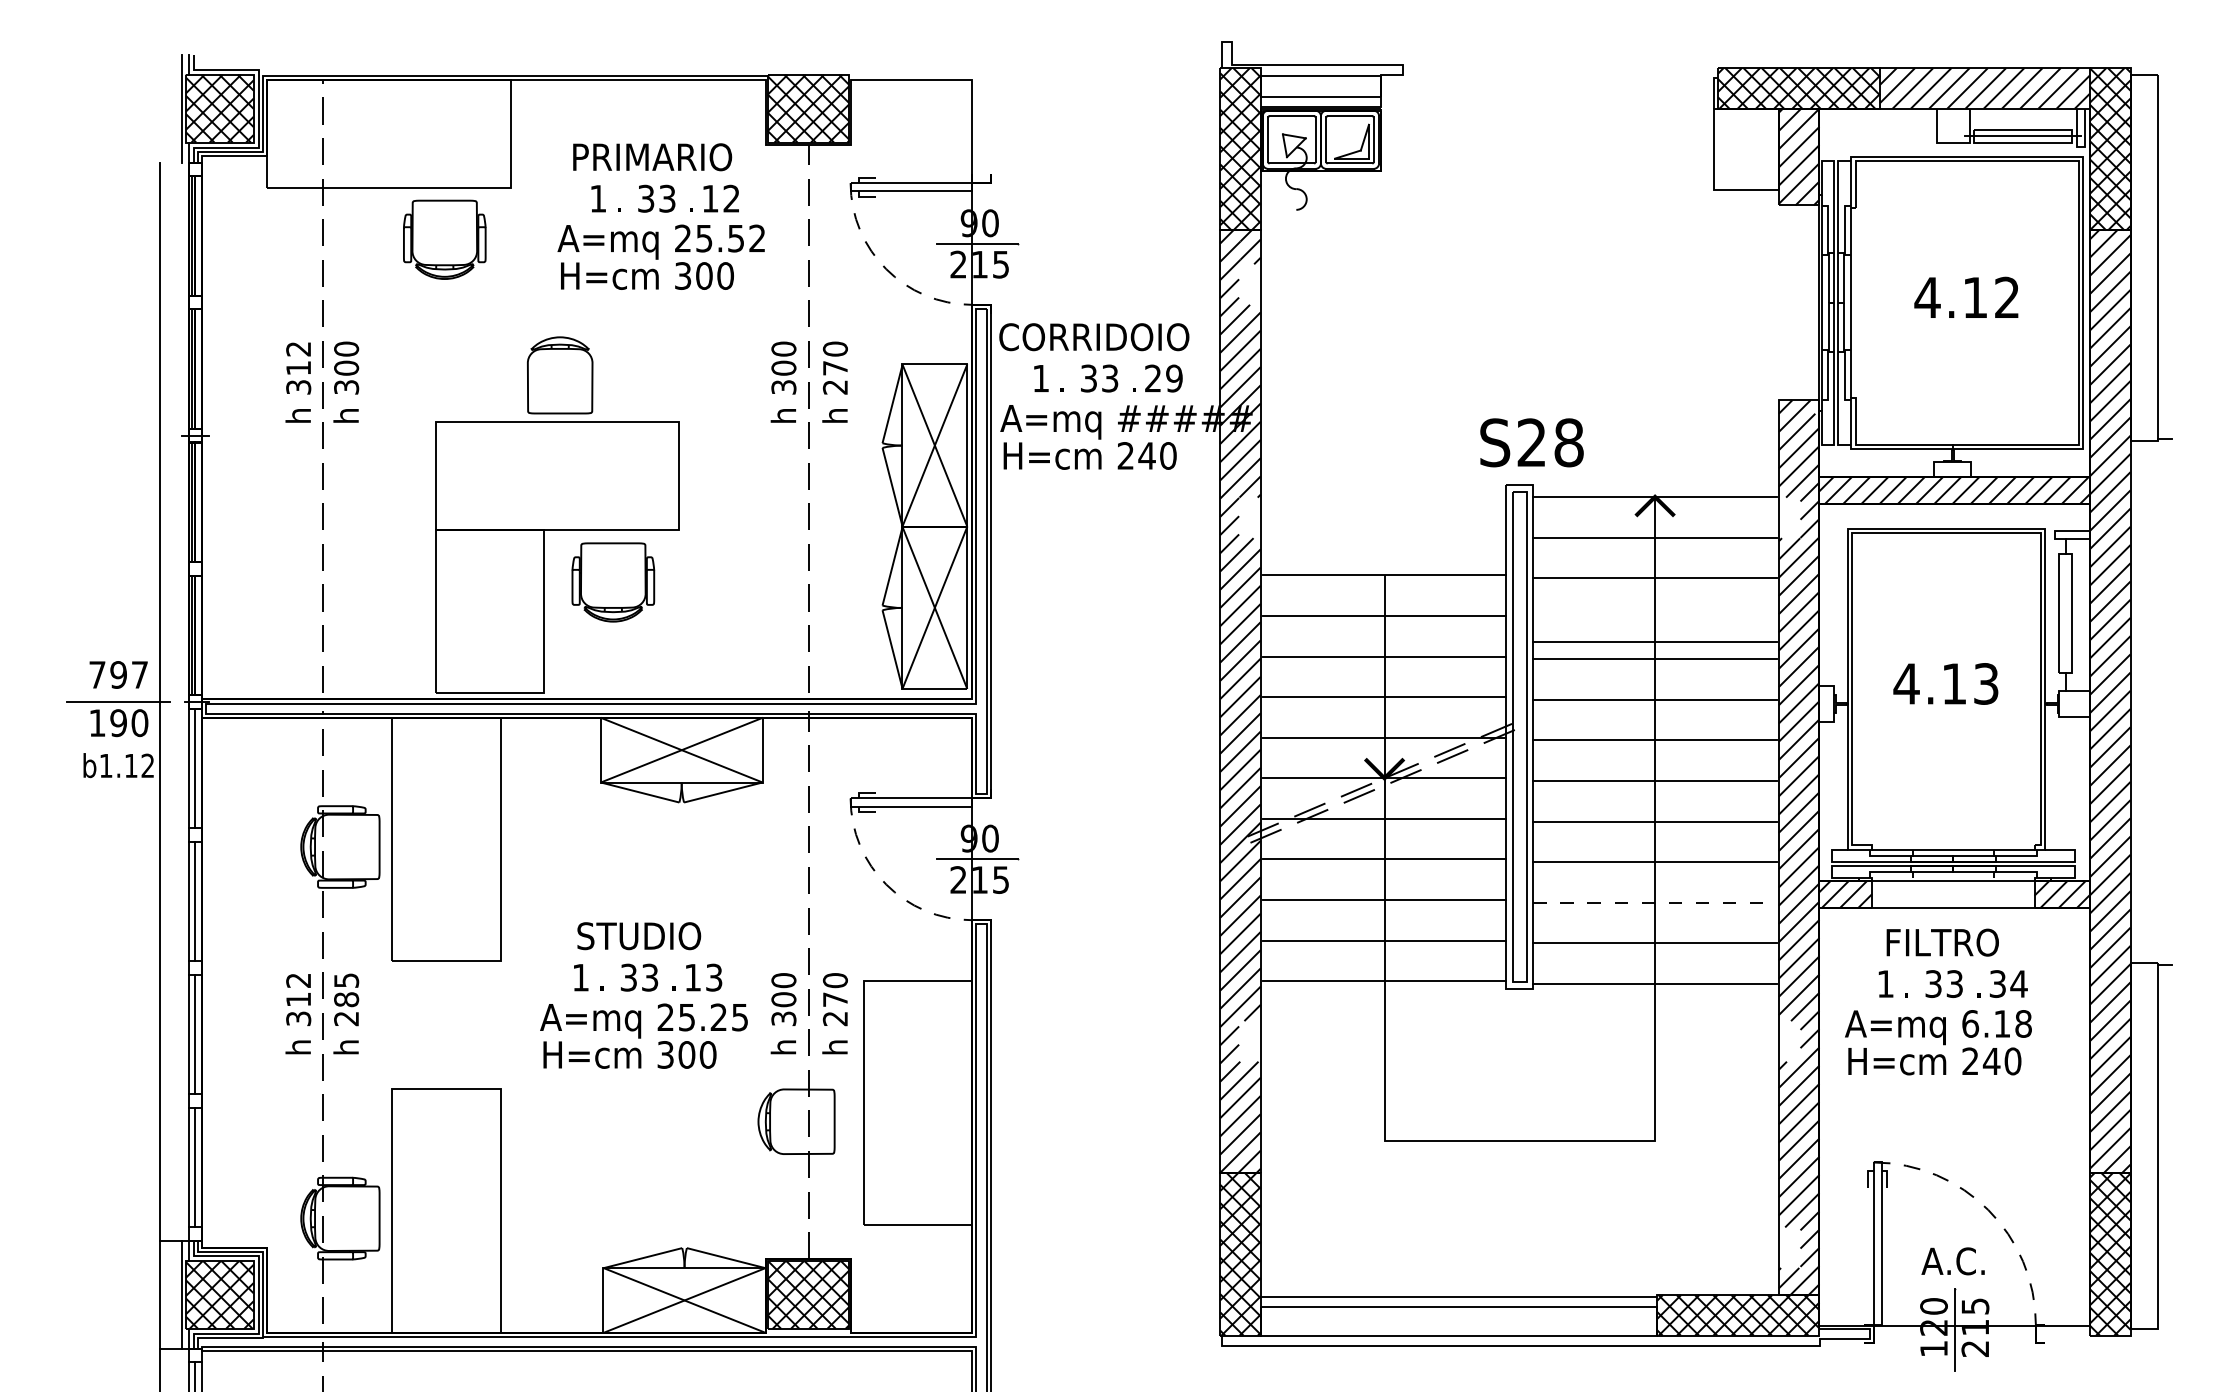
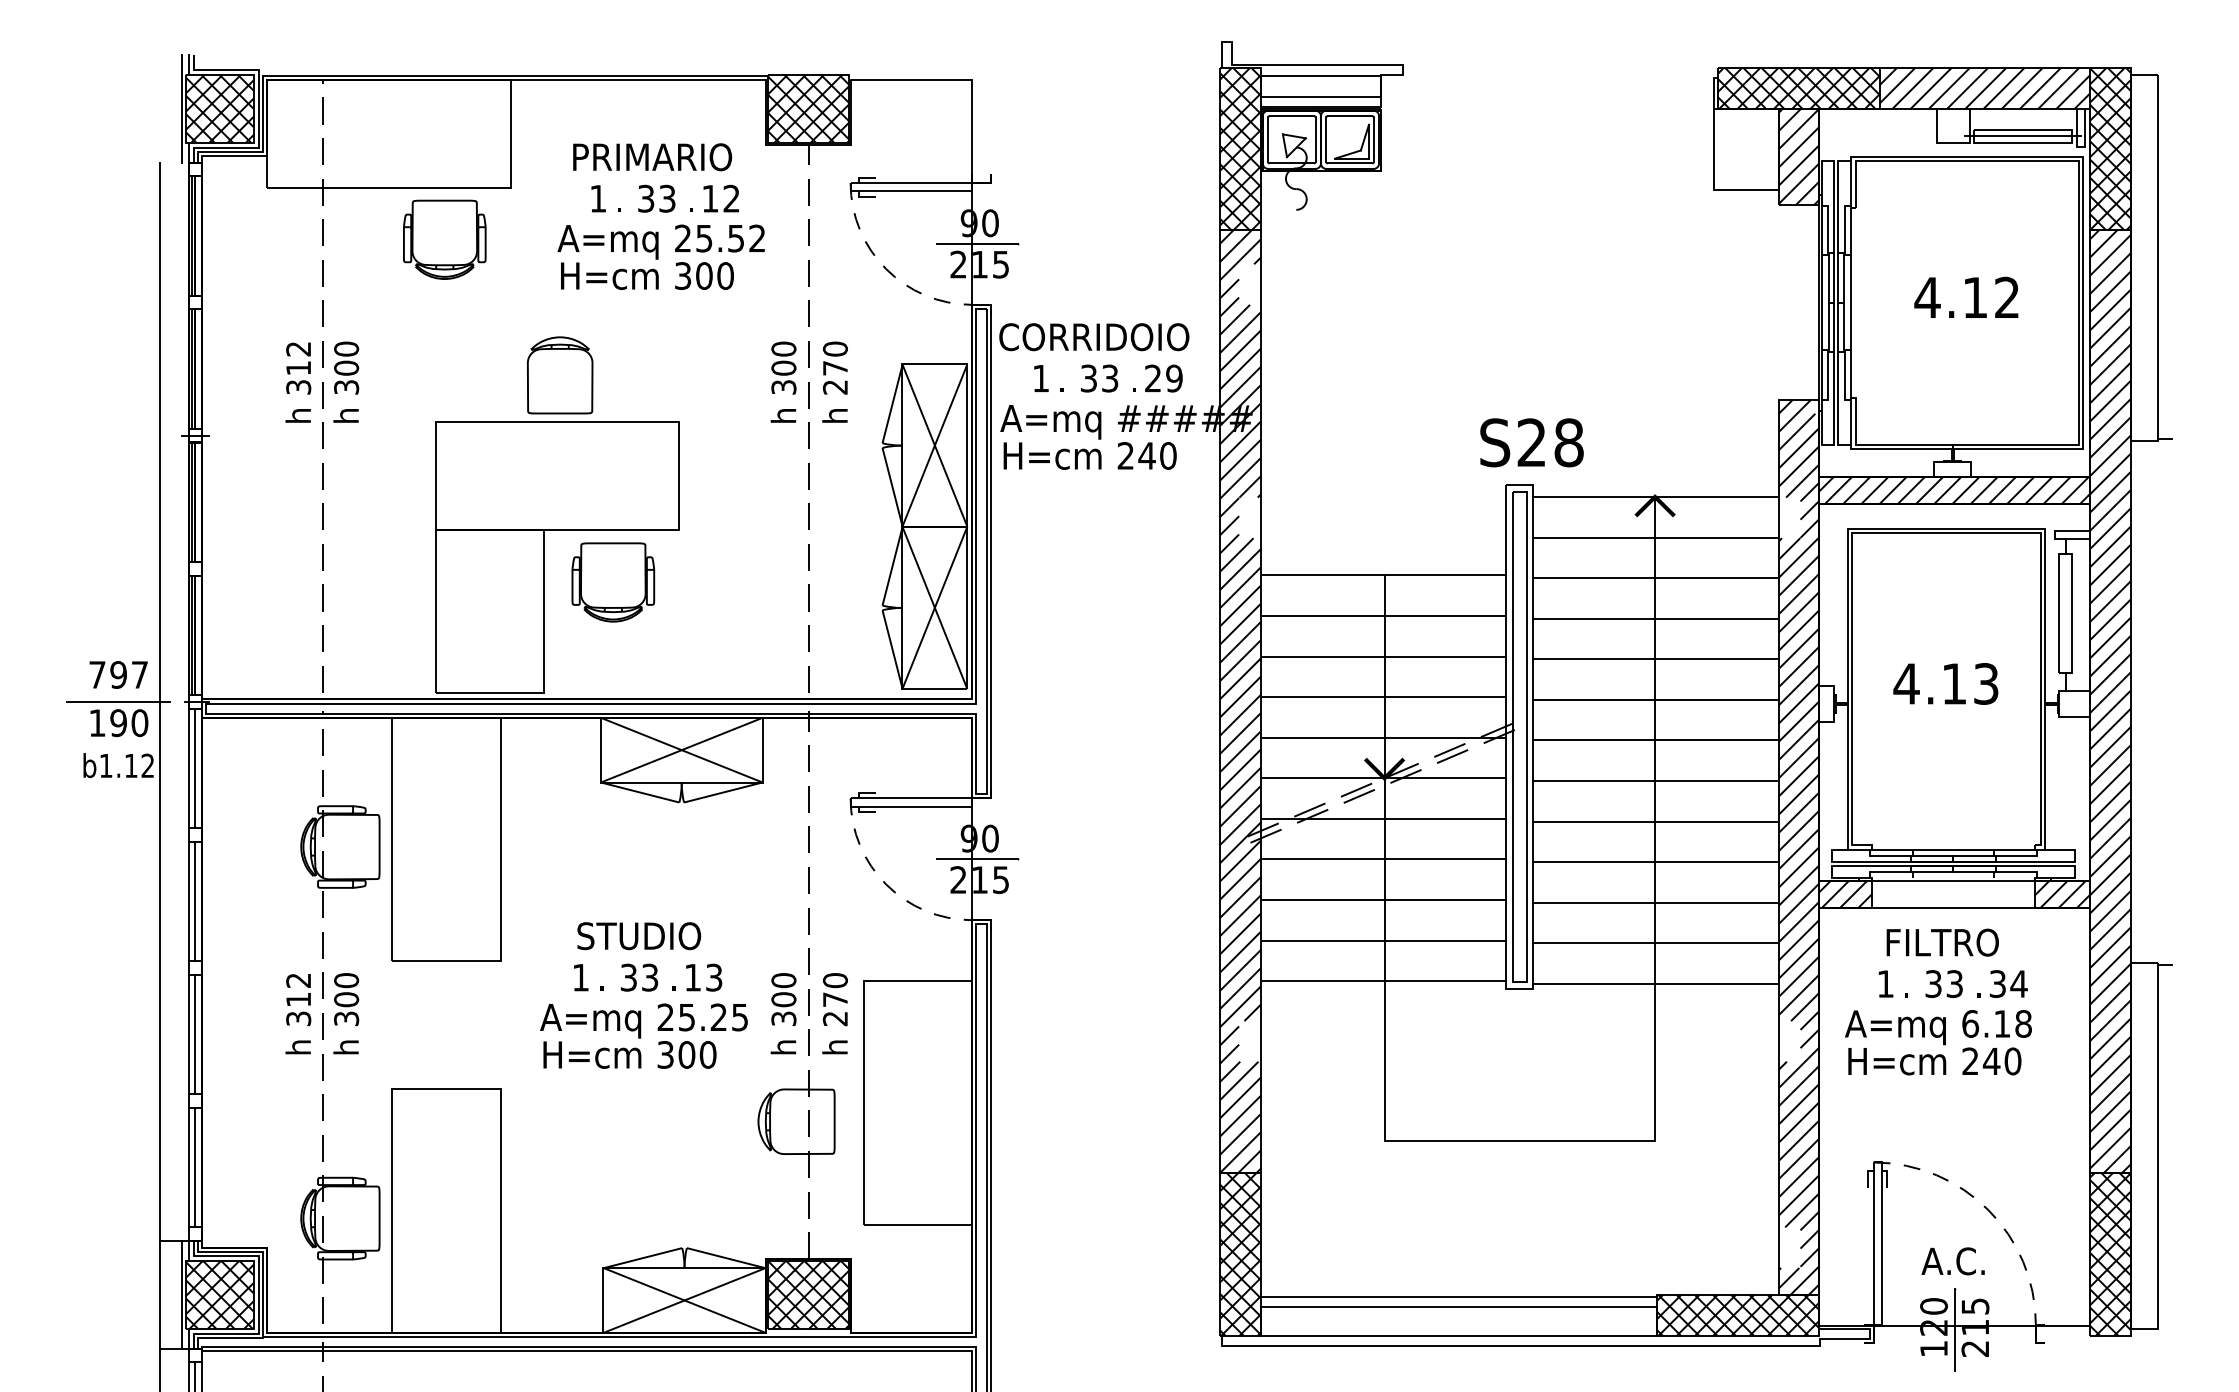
line position: (1654, 641) -> (1654, 618) (1654, 618)
line: dashed -> solid (1655, 902)
text: 285 -> 300 (346, 999)
